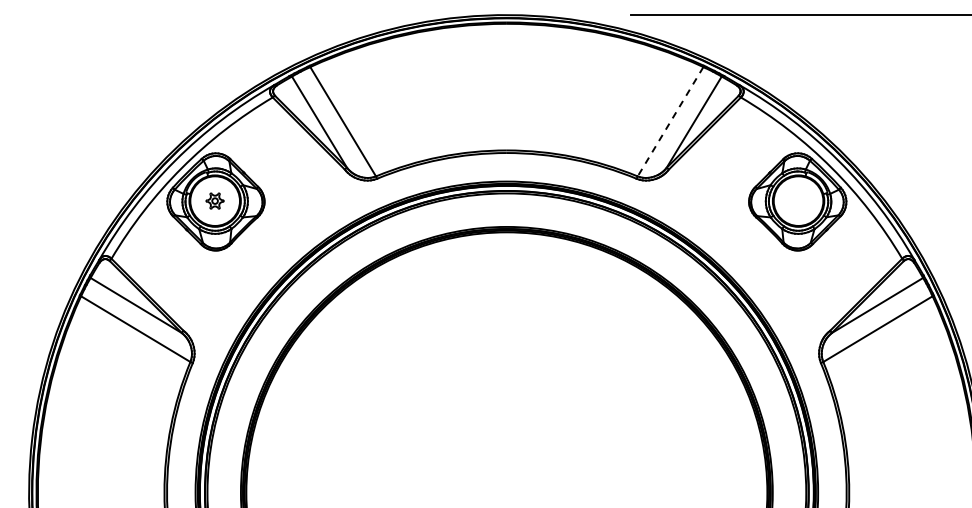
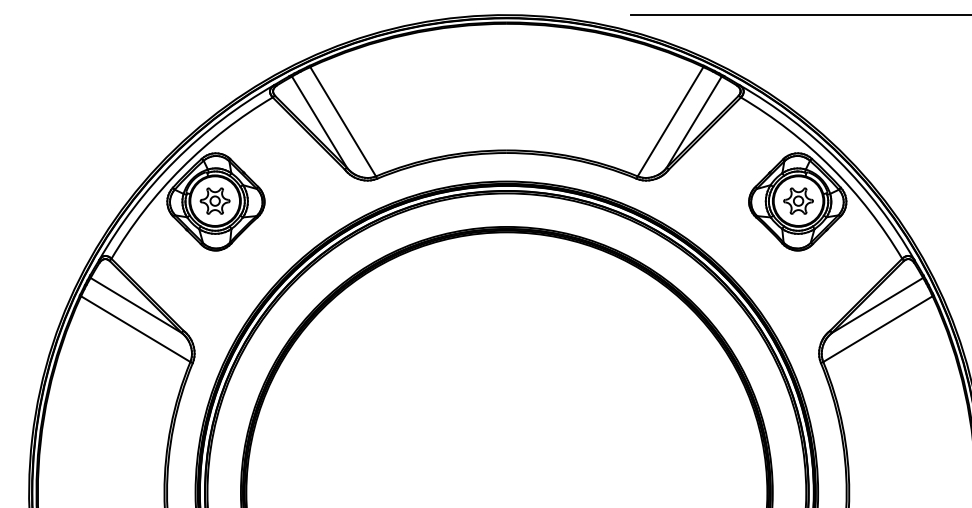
line: dashed -> solid (670, 121)
part size: 20x18 px -> 32x28 px (214, 200)
part: none -> present (798, 200)
